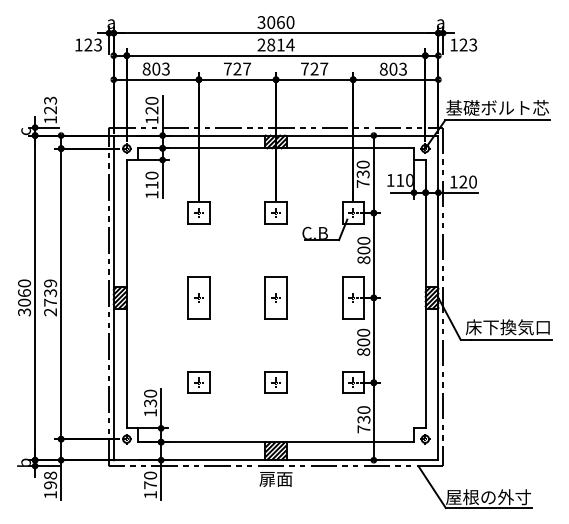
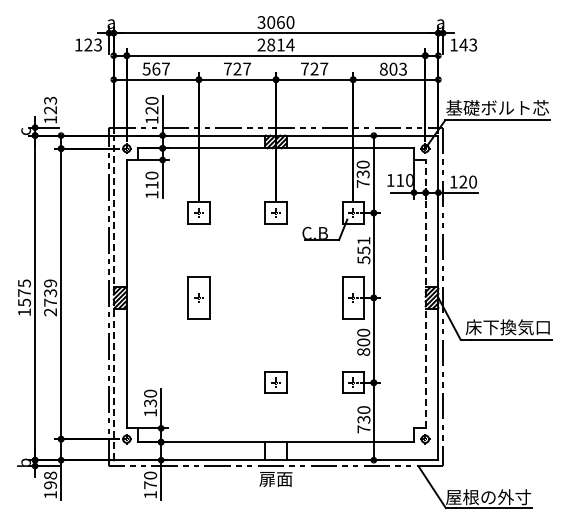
text: 123 -> 143 (463, 44)
text: 803 -> 567 (155, 68)
text: 800 -> 551 (363, 250)
line: solid -> dashed (425, 293)
text: 3060 -> 1575 (24, 297)
line: solid -> dashed (113, 297)
part: present -> none (275, 297)
part: present -> none (198, 382)
hatch: present -> none (275, 451)
